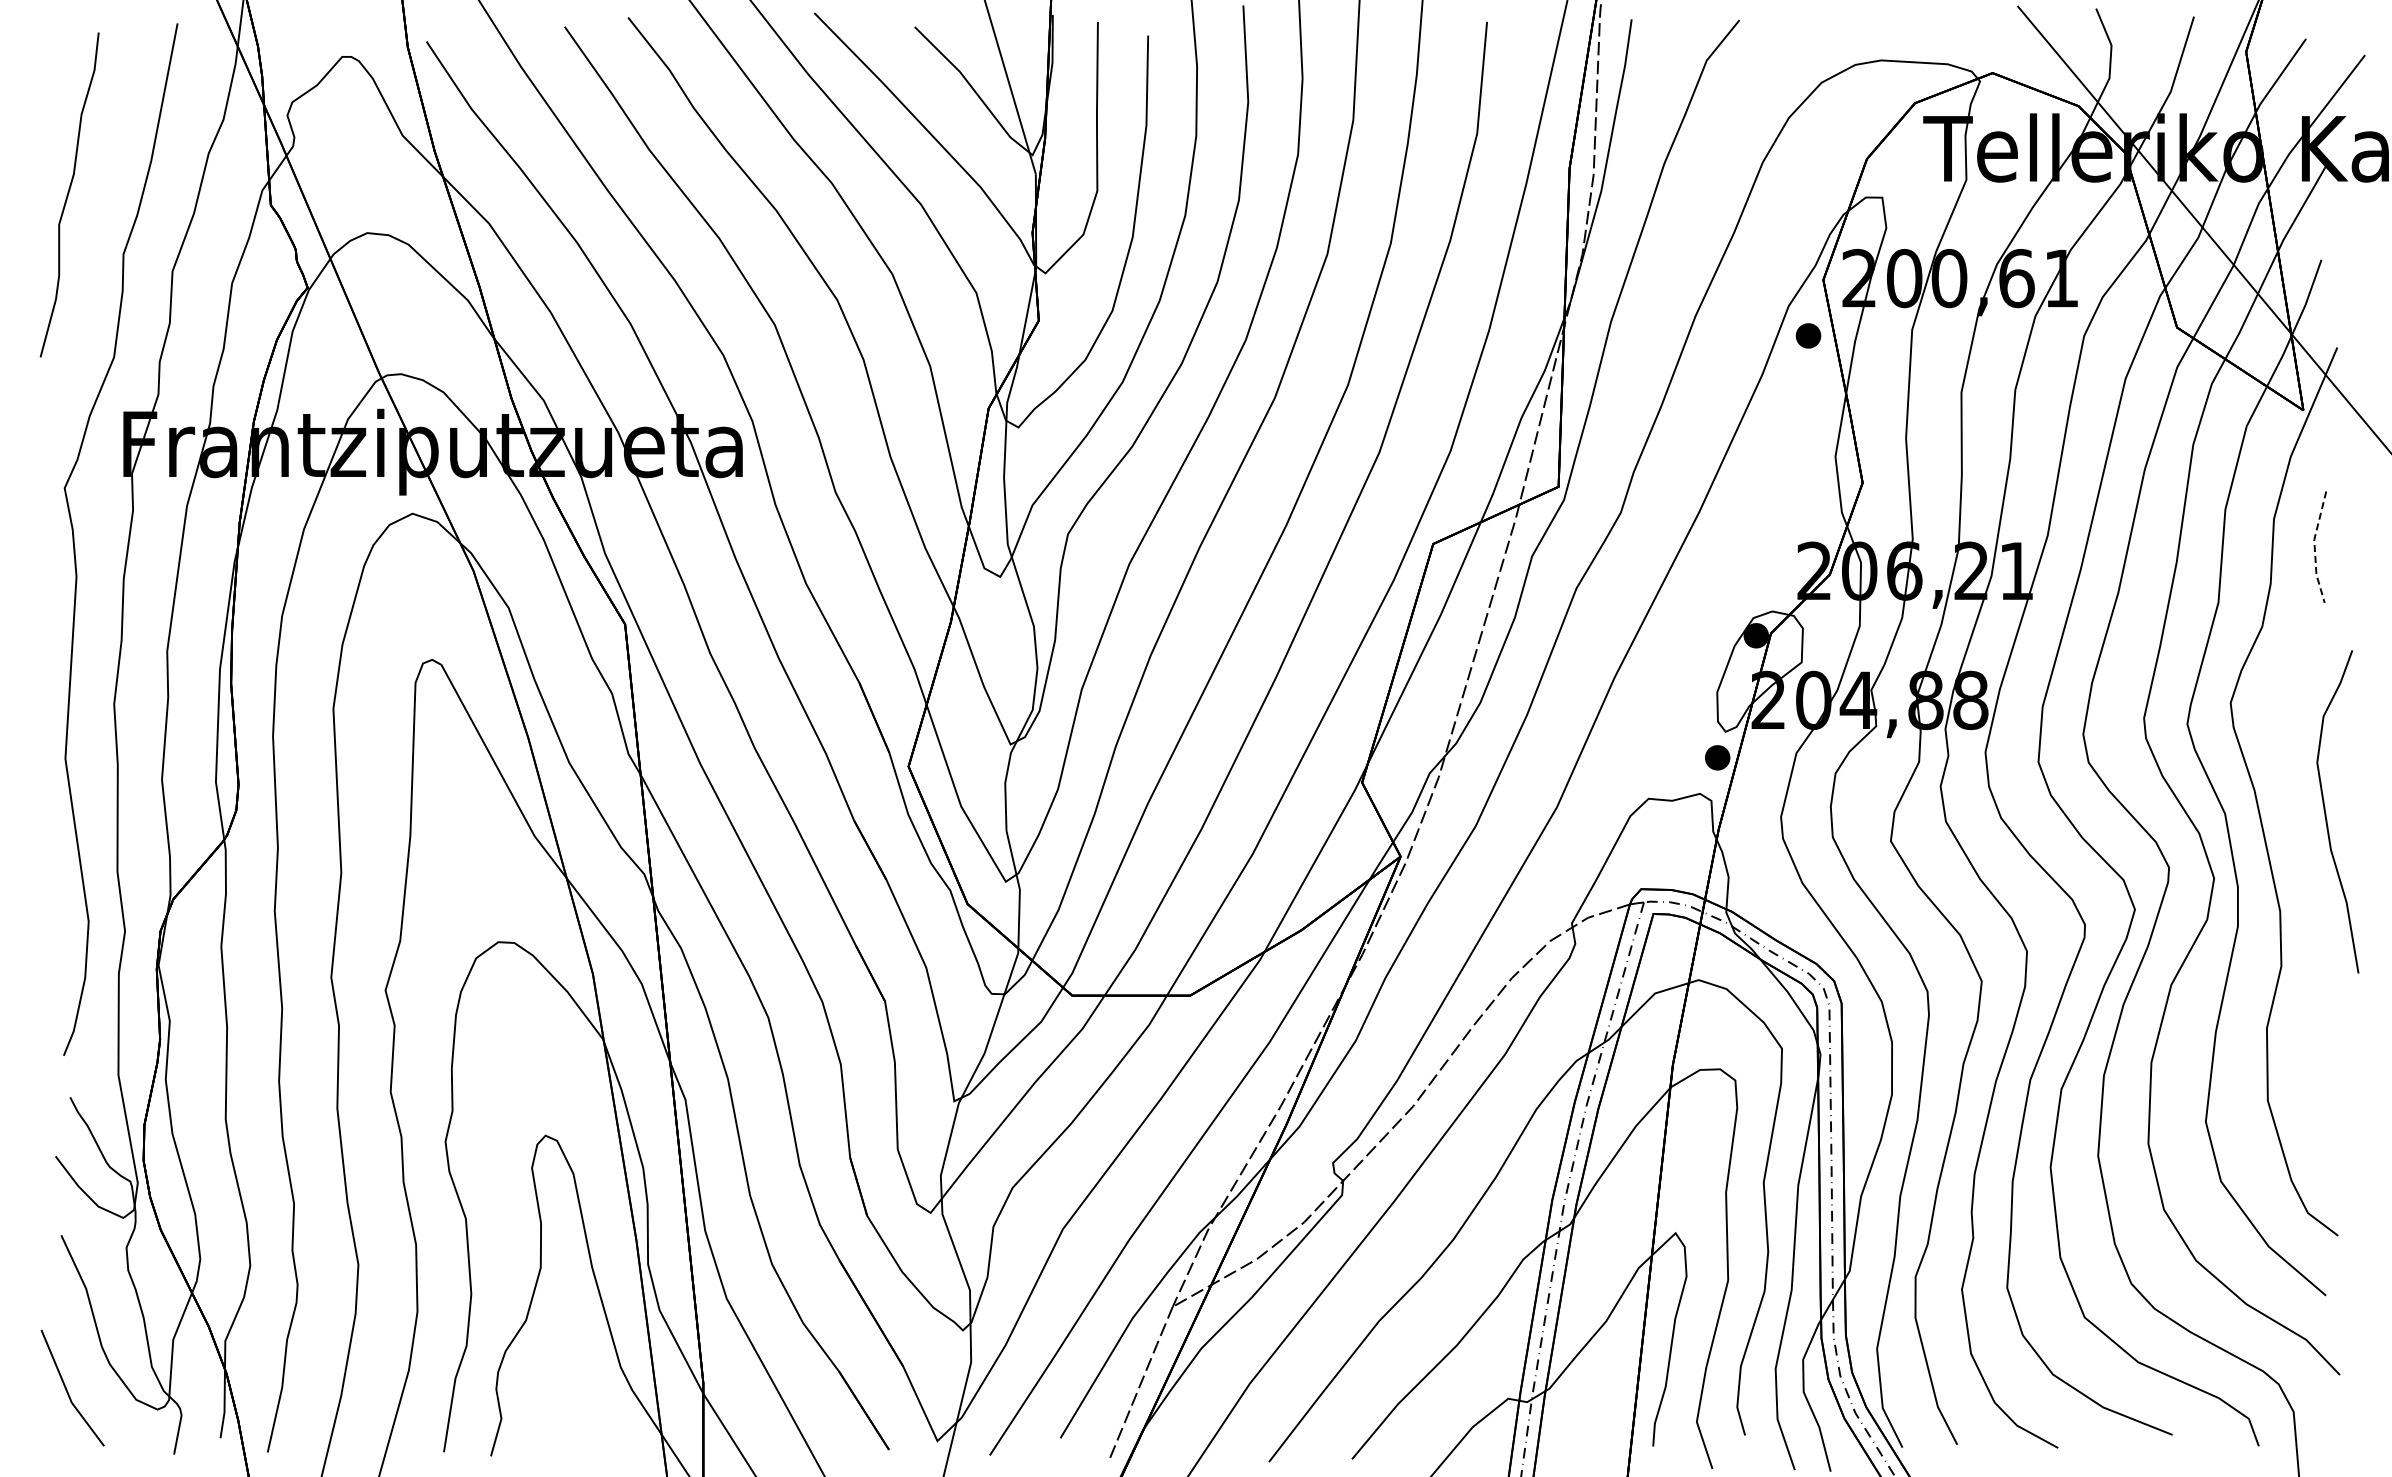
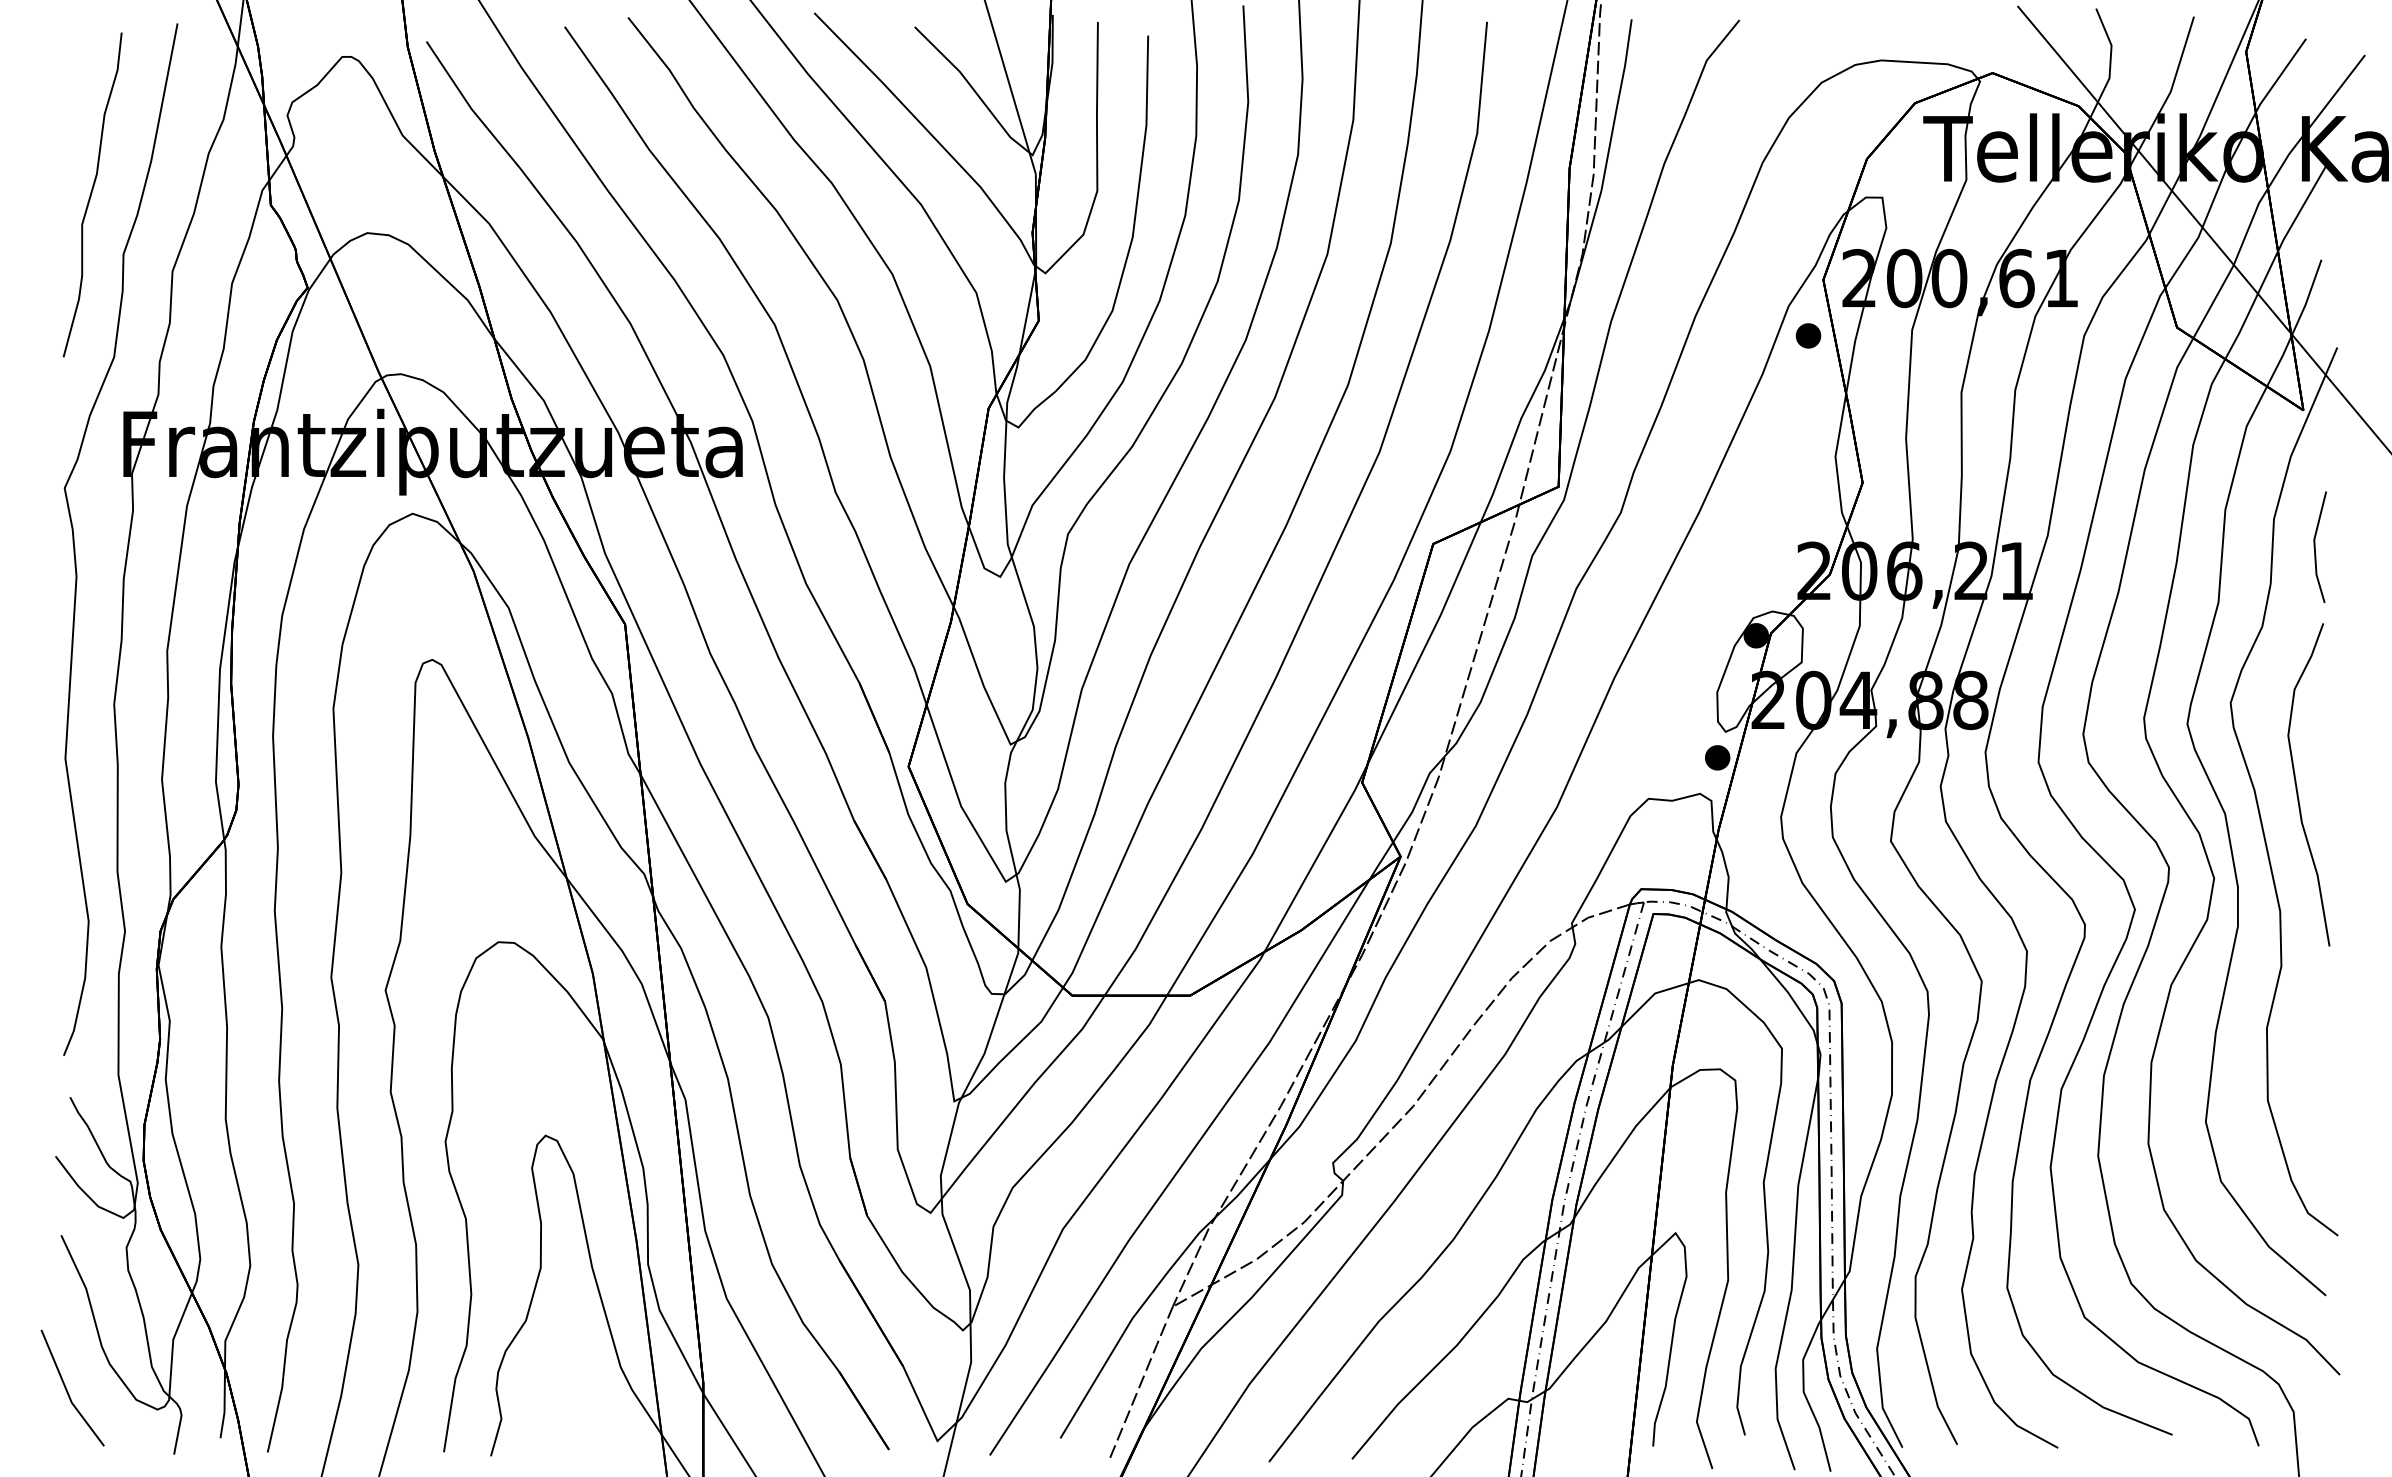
curve position: (69, 193) -> (92, 193) (92, 193)
line: dashed -> solid (2314, 547)
curve position: (2326, 813) -> (2297, 786) (2297, 786)
